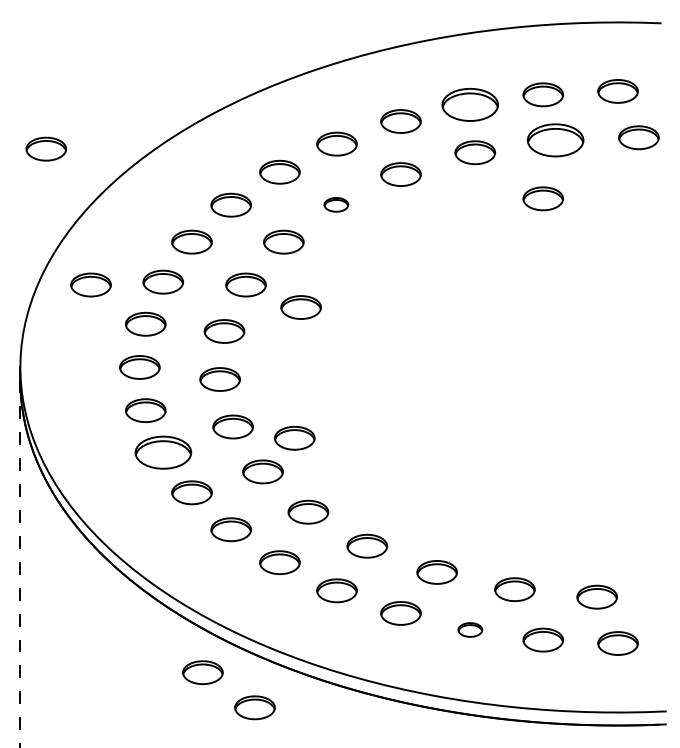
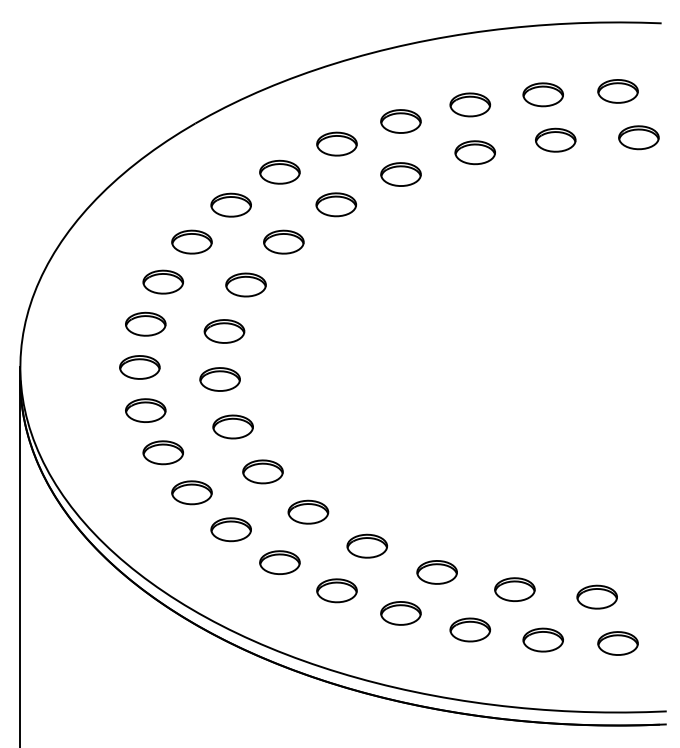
part size: 58x34 px -> 43x26 px (470, 104)
part size: 59x35 px -> 42x26 px (555, 139)
part: present -> none (46, 148)
part: present -> none (542, 198)
part size: 27x16 px -> 43x26 px (336, 204)
part: present -> none (90, 284)
part: present -> none (300, 307)
part: present -> none (294, 437)
part size: 59x35 px -> 42x26 px (162, 452)
line: dashed -> solid (20, 564)
part size: 27x16 px -> 43x26 px (470, 629)
part: present -> none (202, 672)
part: present -> none (254, 707)
